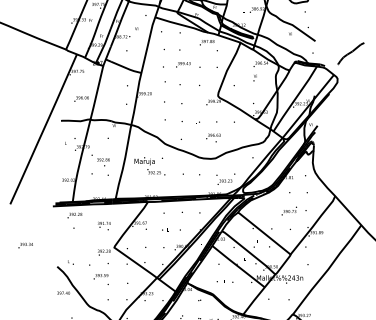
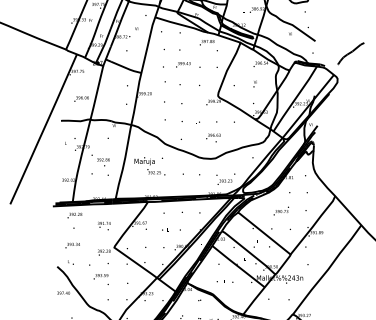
text position: (254, 77) -> (254, 83) (254, 83)
text position: (288, 210) -> (280, 210) (280, 210)
text position: (25, 245) -> (72, 245) (72, 245)
